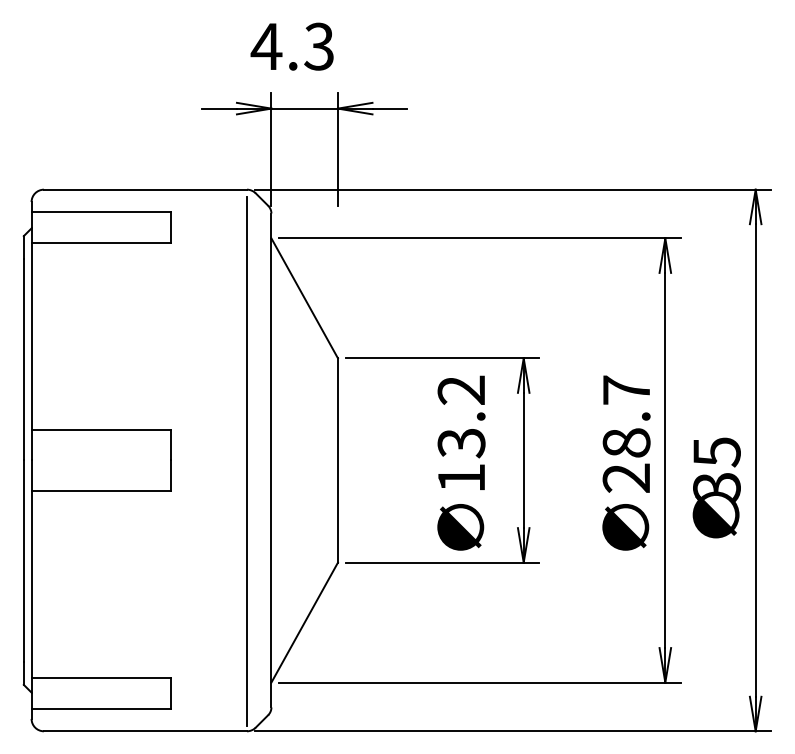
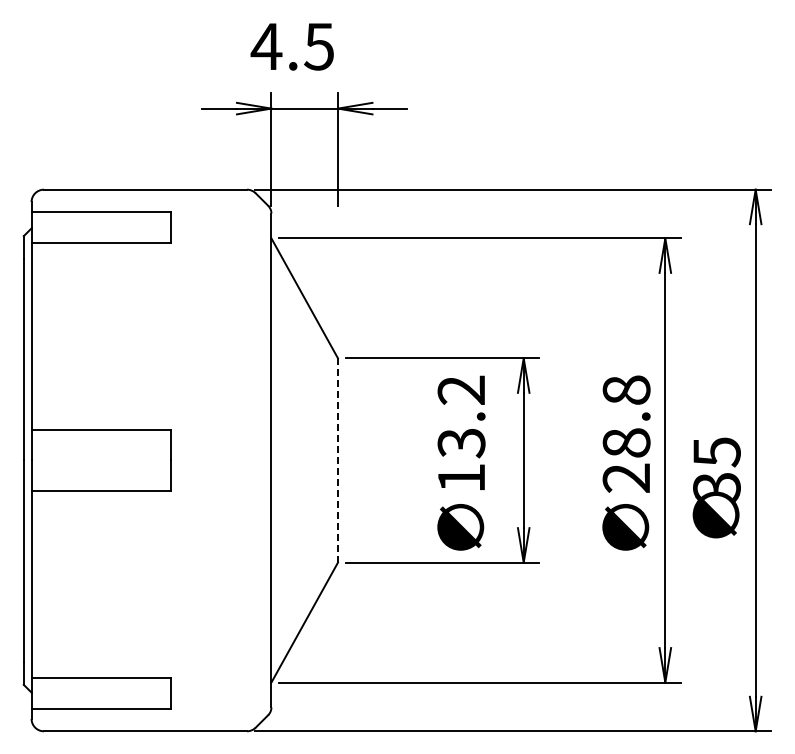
text: 4.3 -> 4.5 (318, 46)
text: 28.7 -> 28.8 (626, 389)
line: solid -> dashed (337, 460)
line: present -> none (246, 461)
